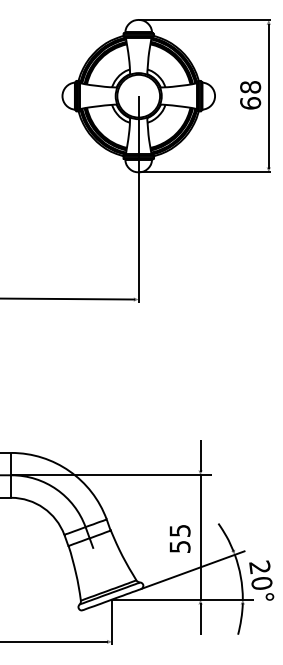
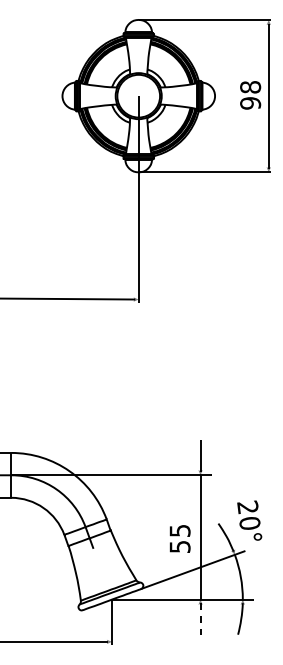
text: 68 -> 98 (250, 103)
text position: (261, 580) -> (249, 520) (249, 520)
line: solid -> dashed (200, 619)
